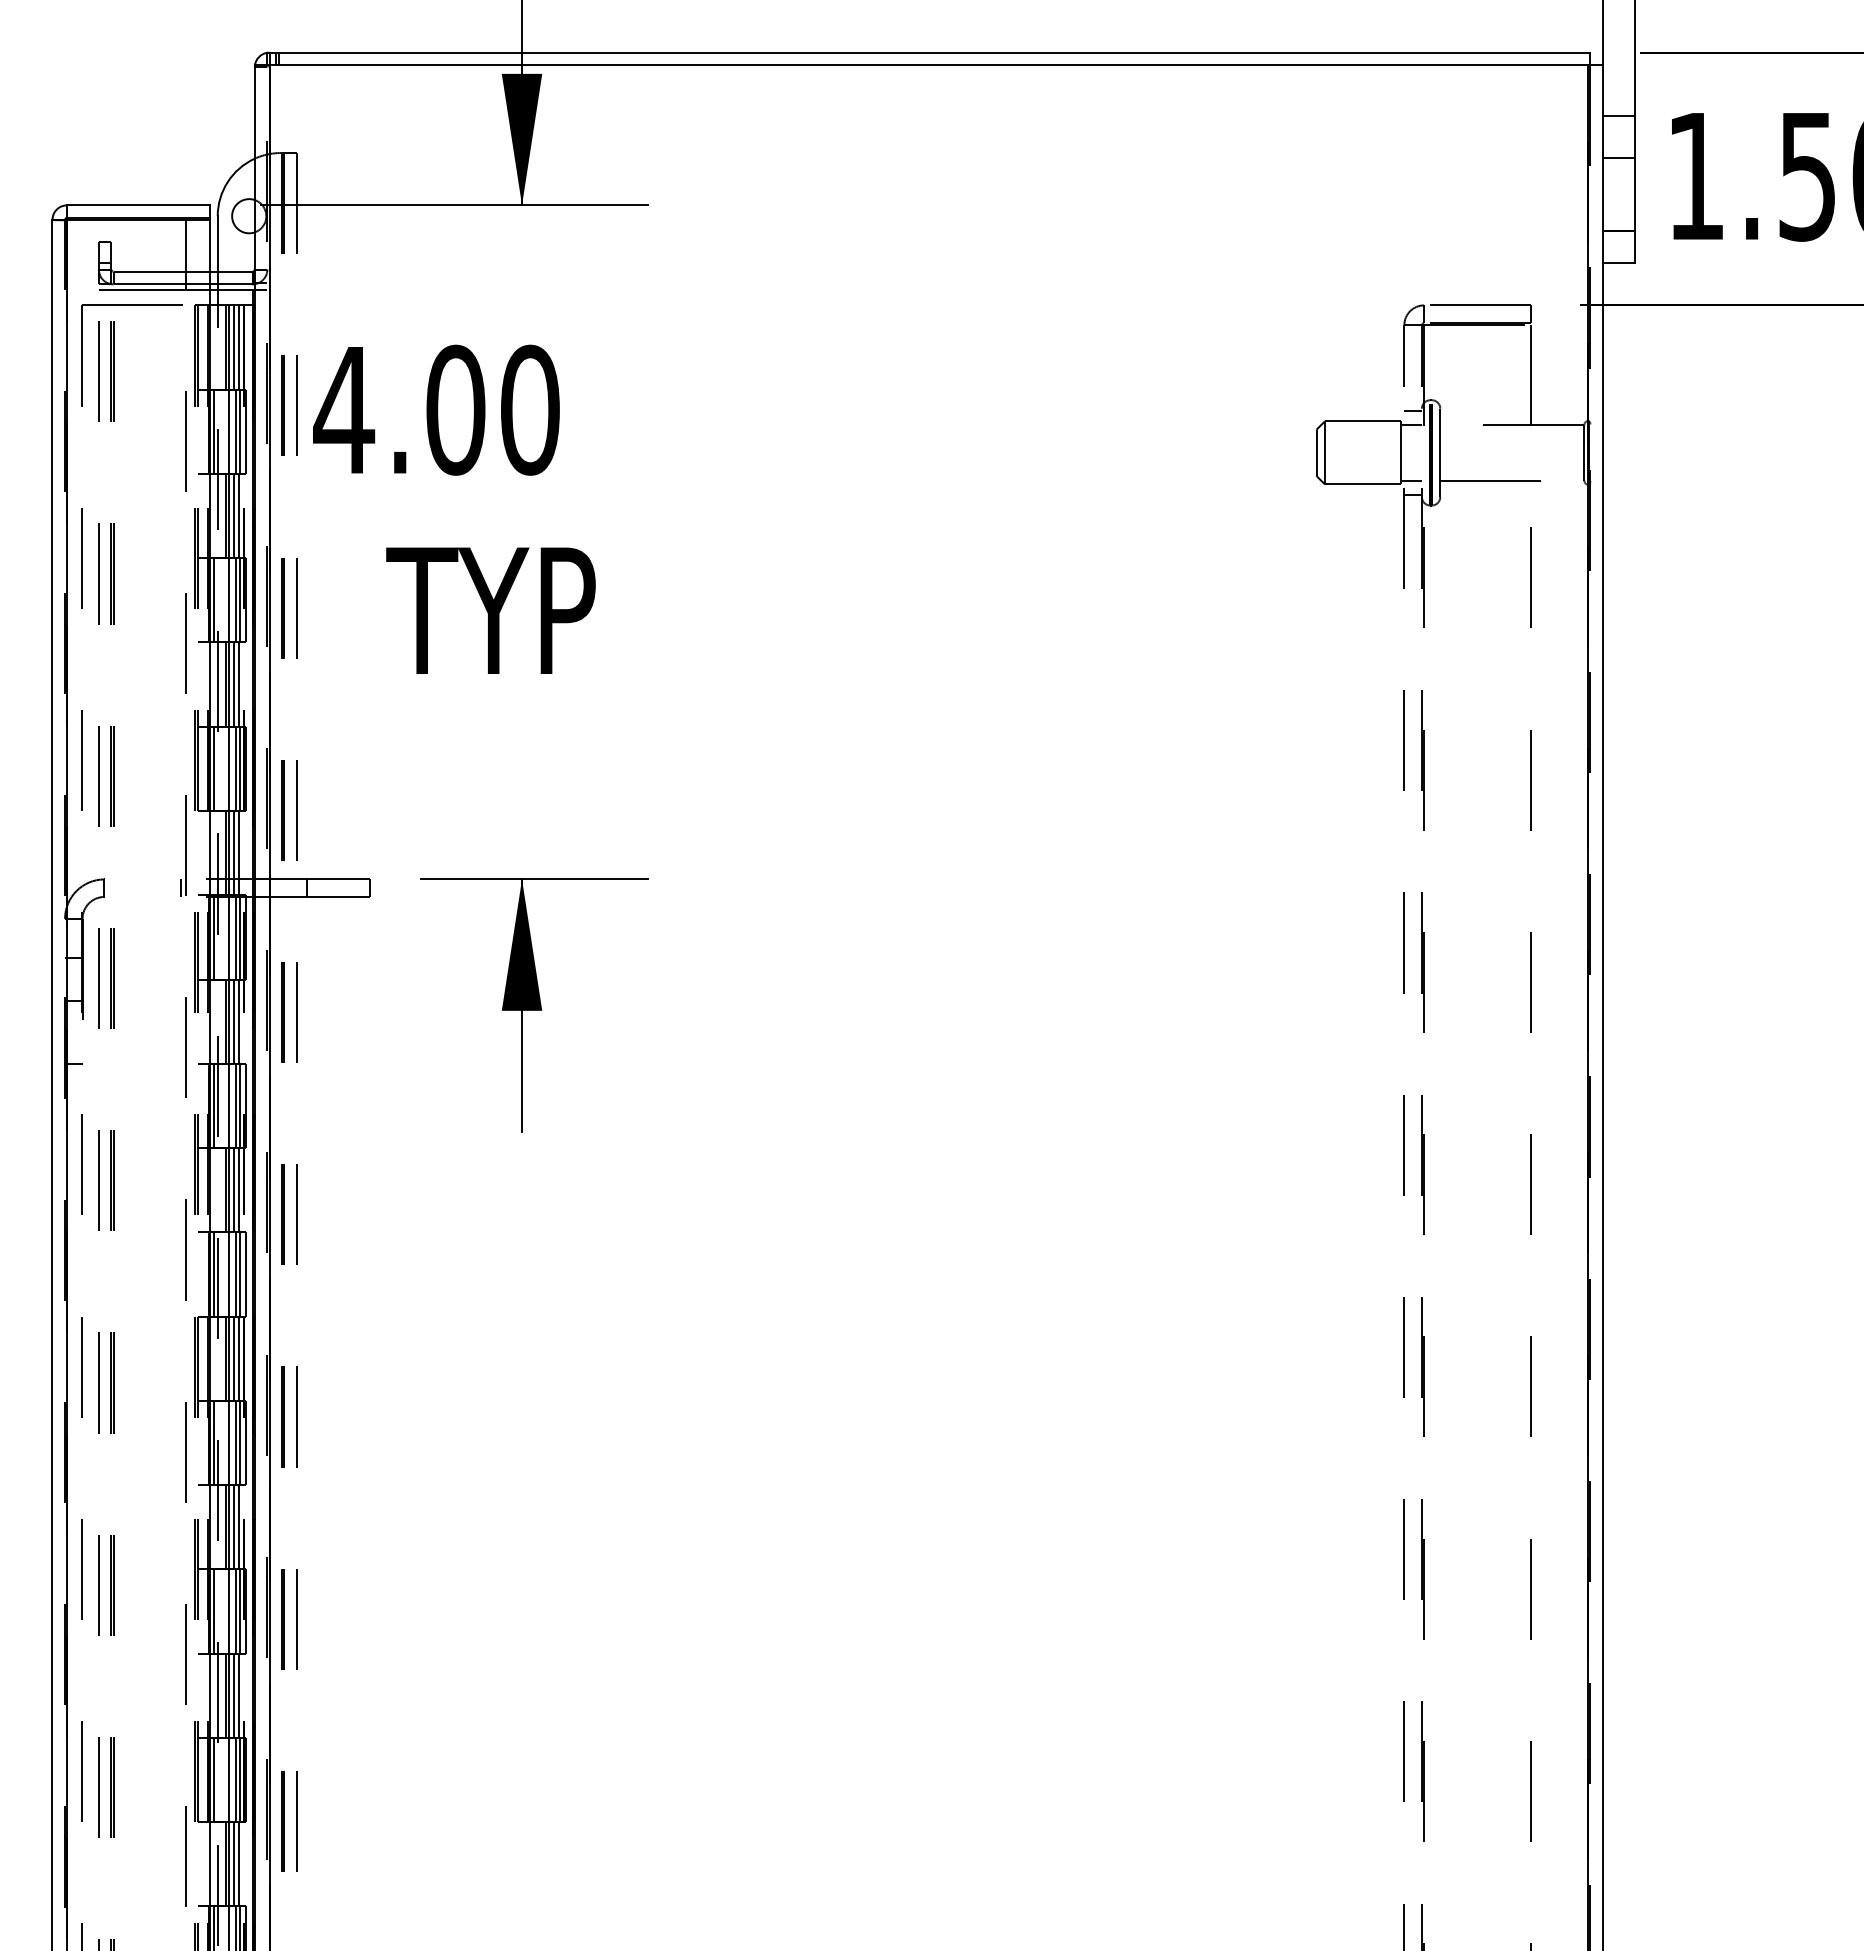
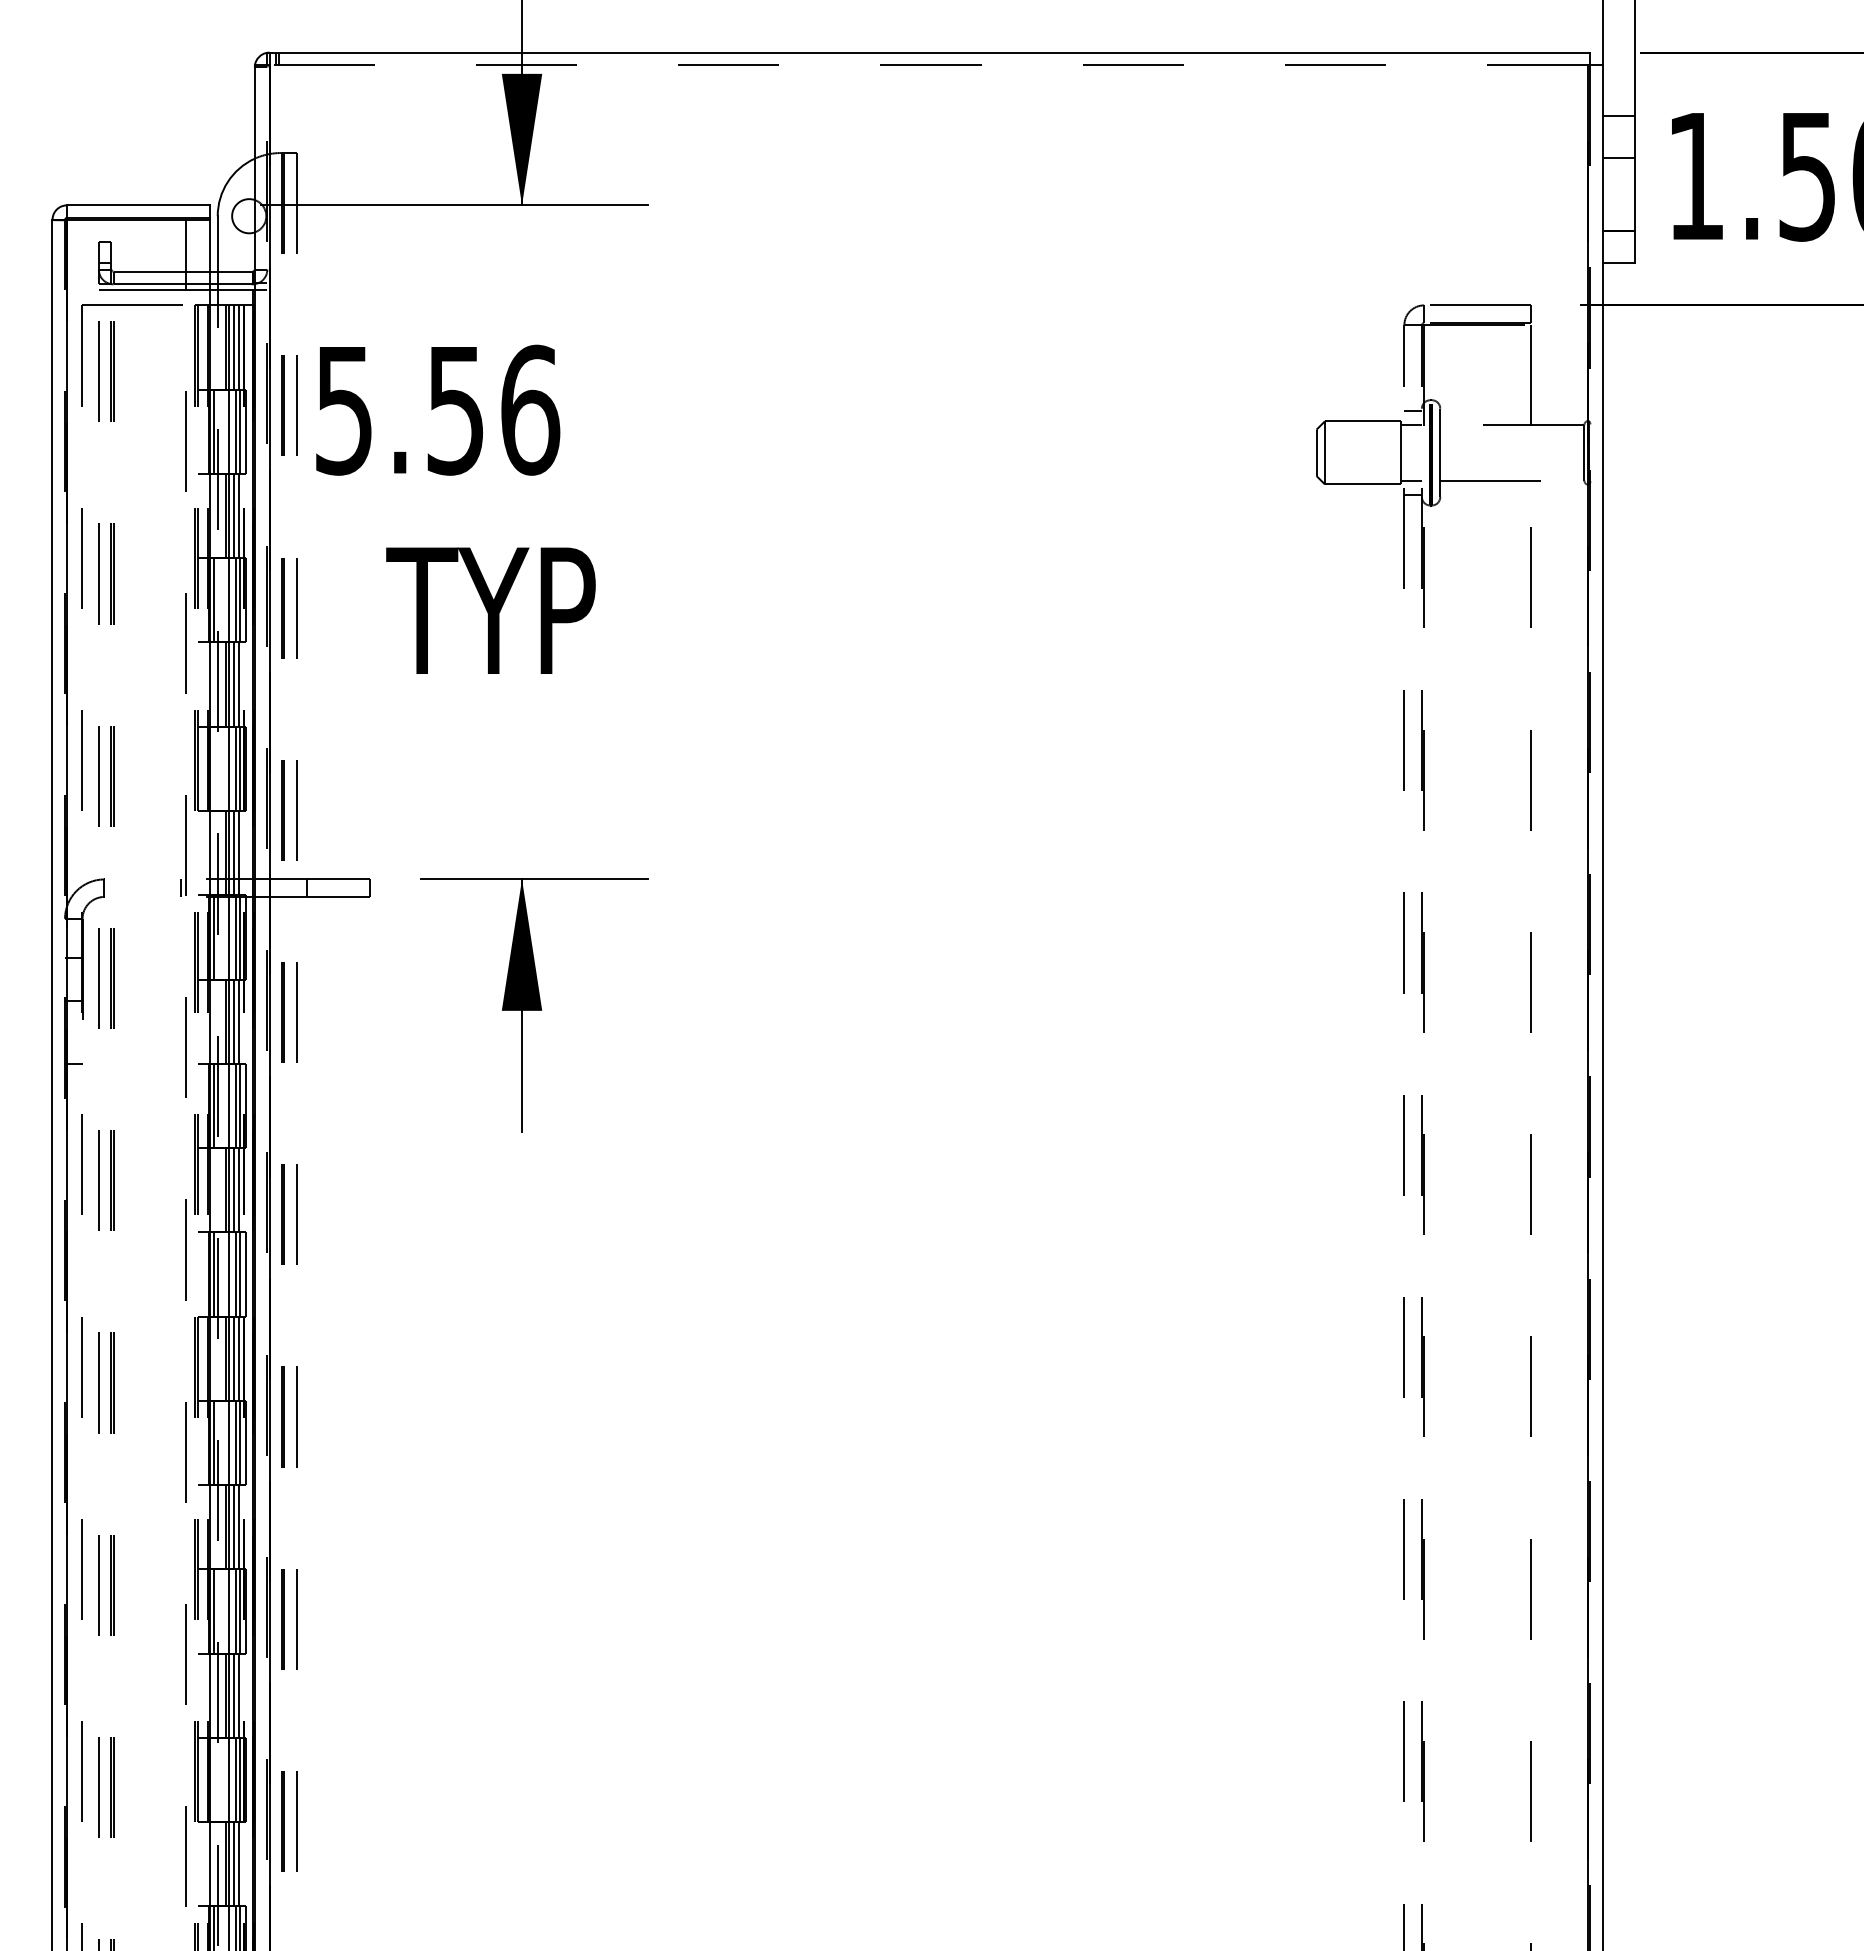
line: solid -> dashed (928, 65)
text: 4.00 -> 5.56 (436, 409)
line: present -> none (213, 768)
line: present -> none (213, 1779)
